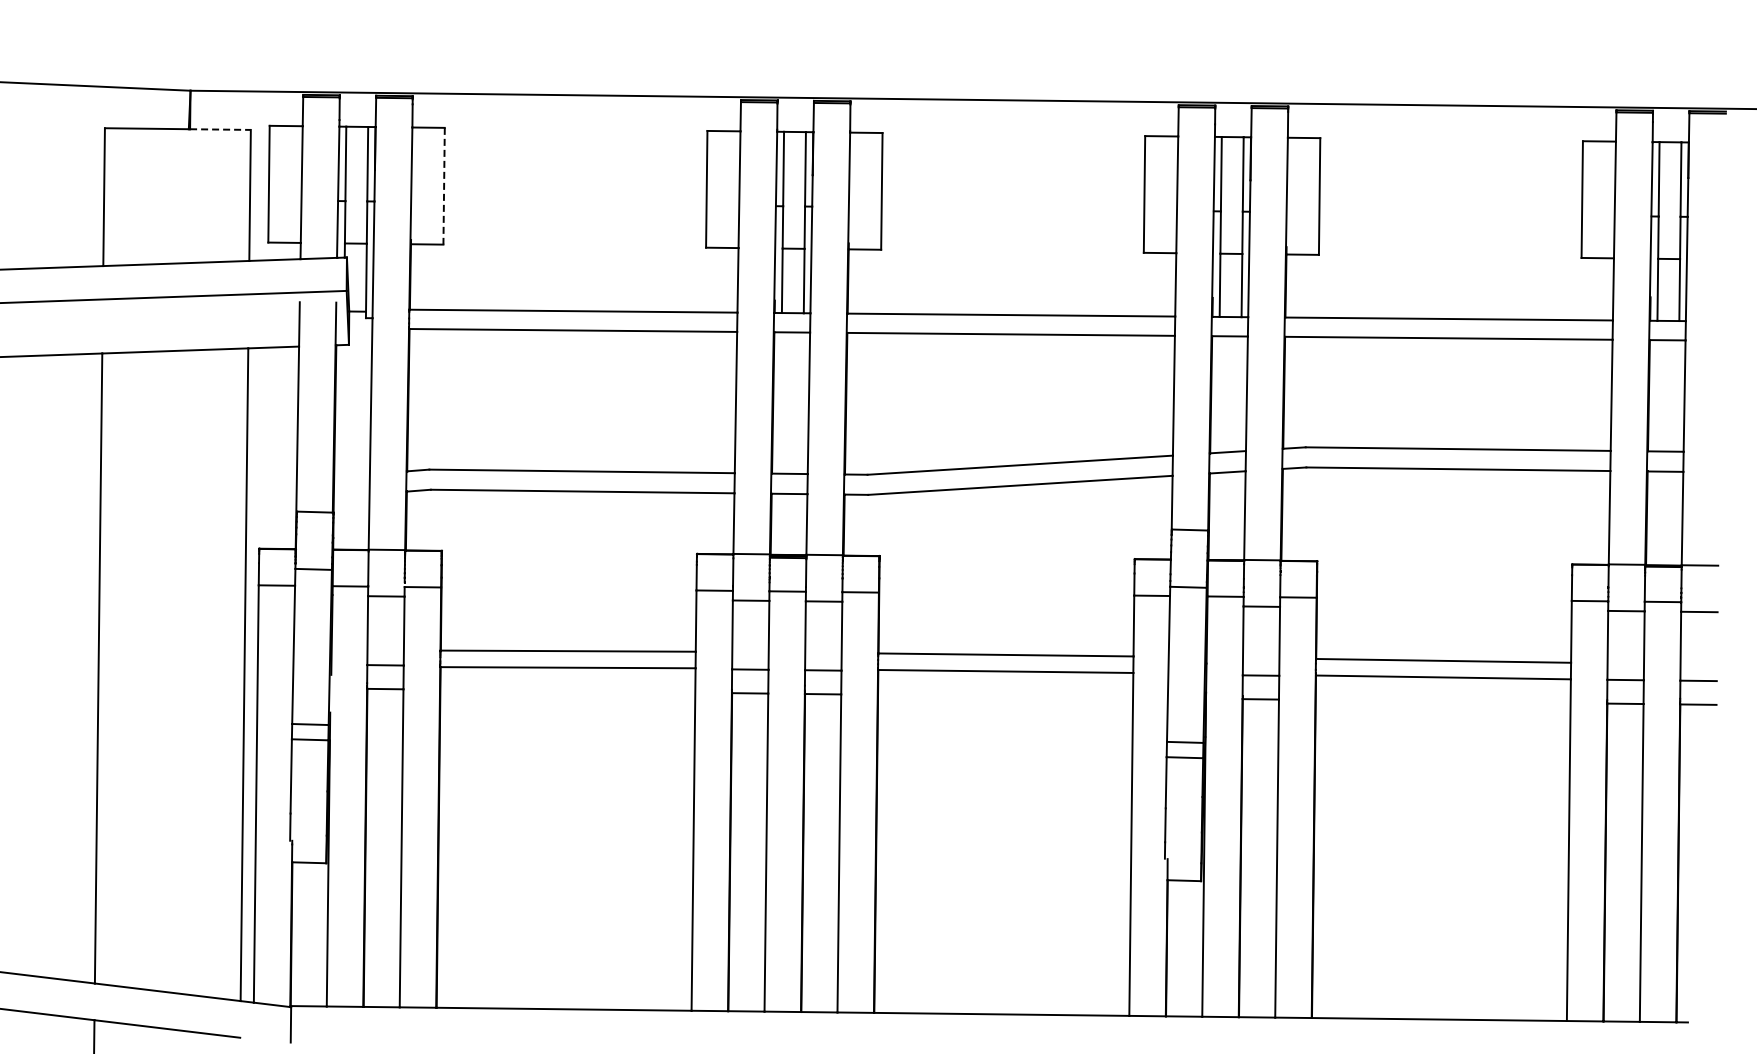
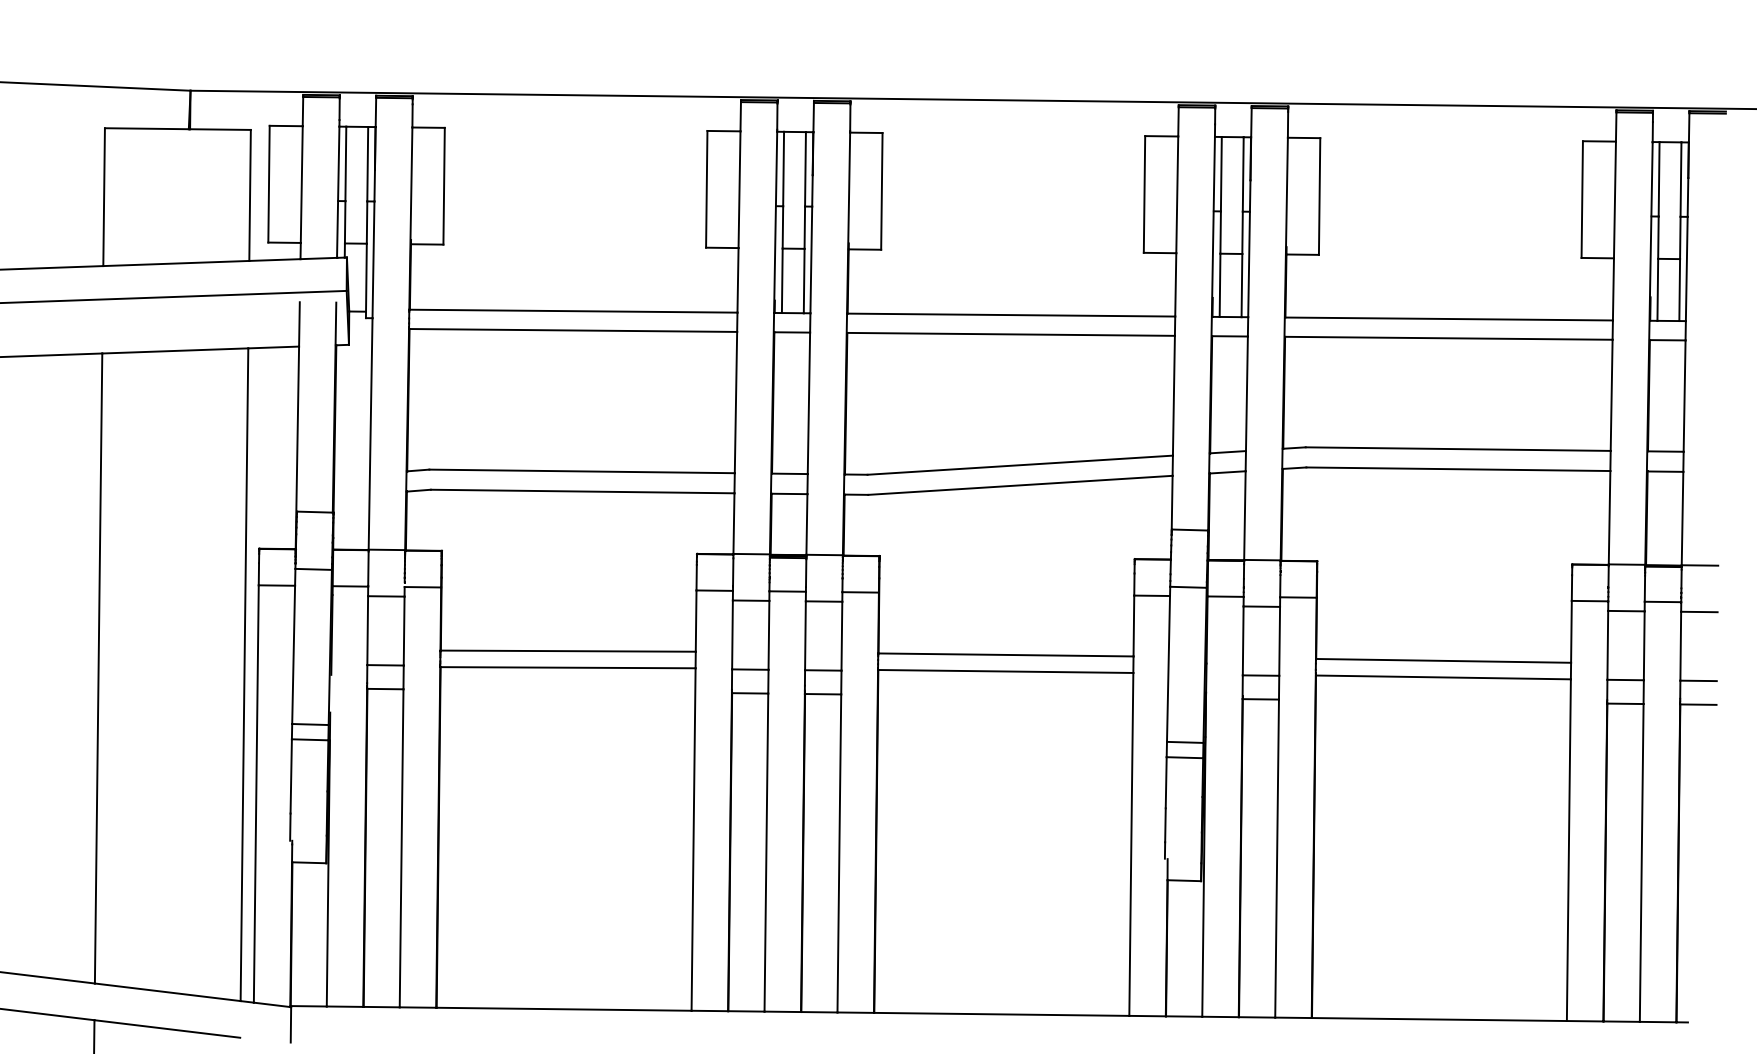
line: dashed -> solid (220, 129)
line: dashed -> solid (444, 186)
